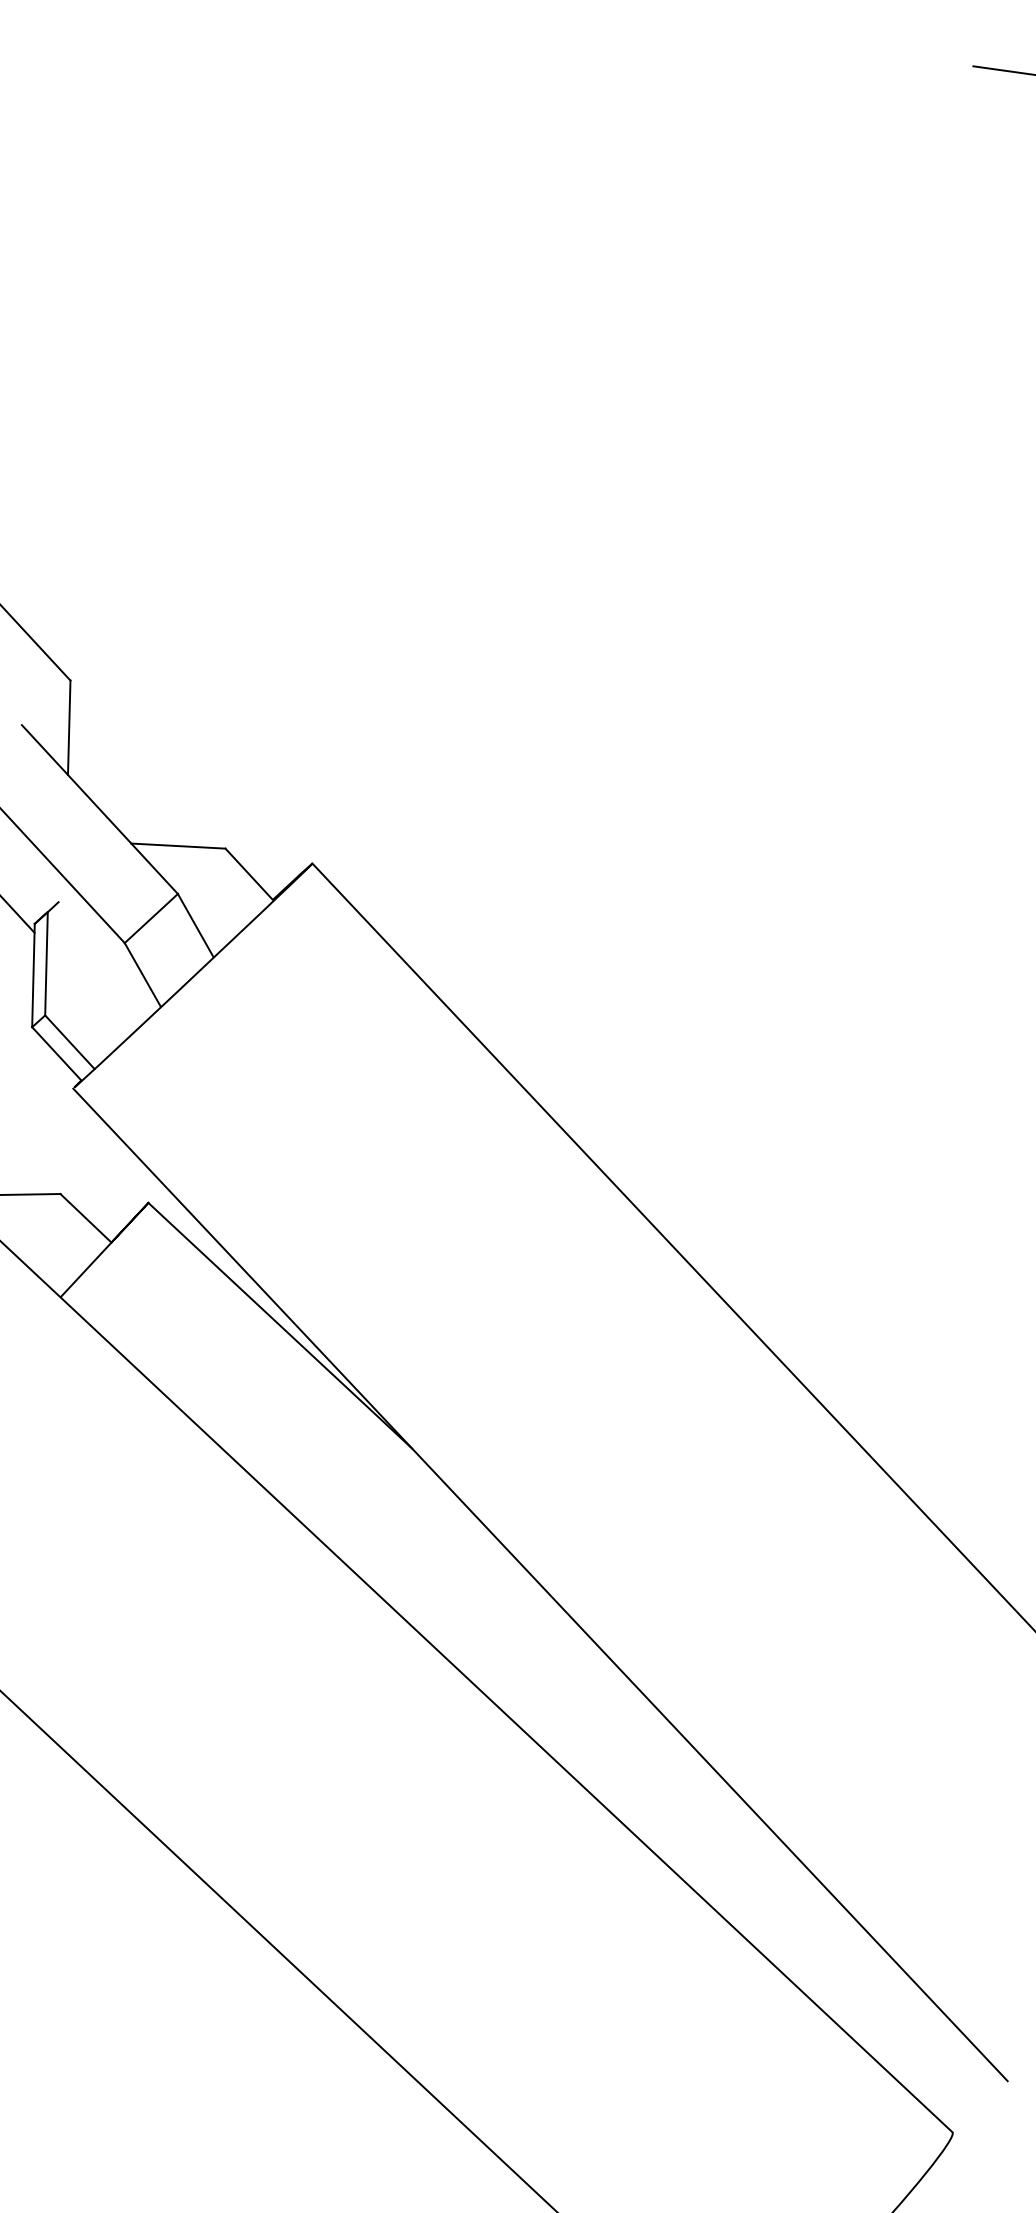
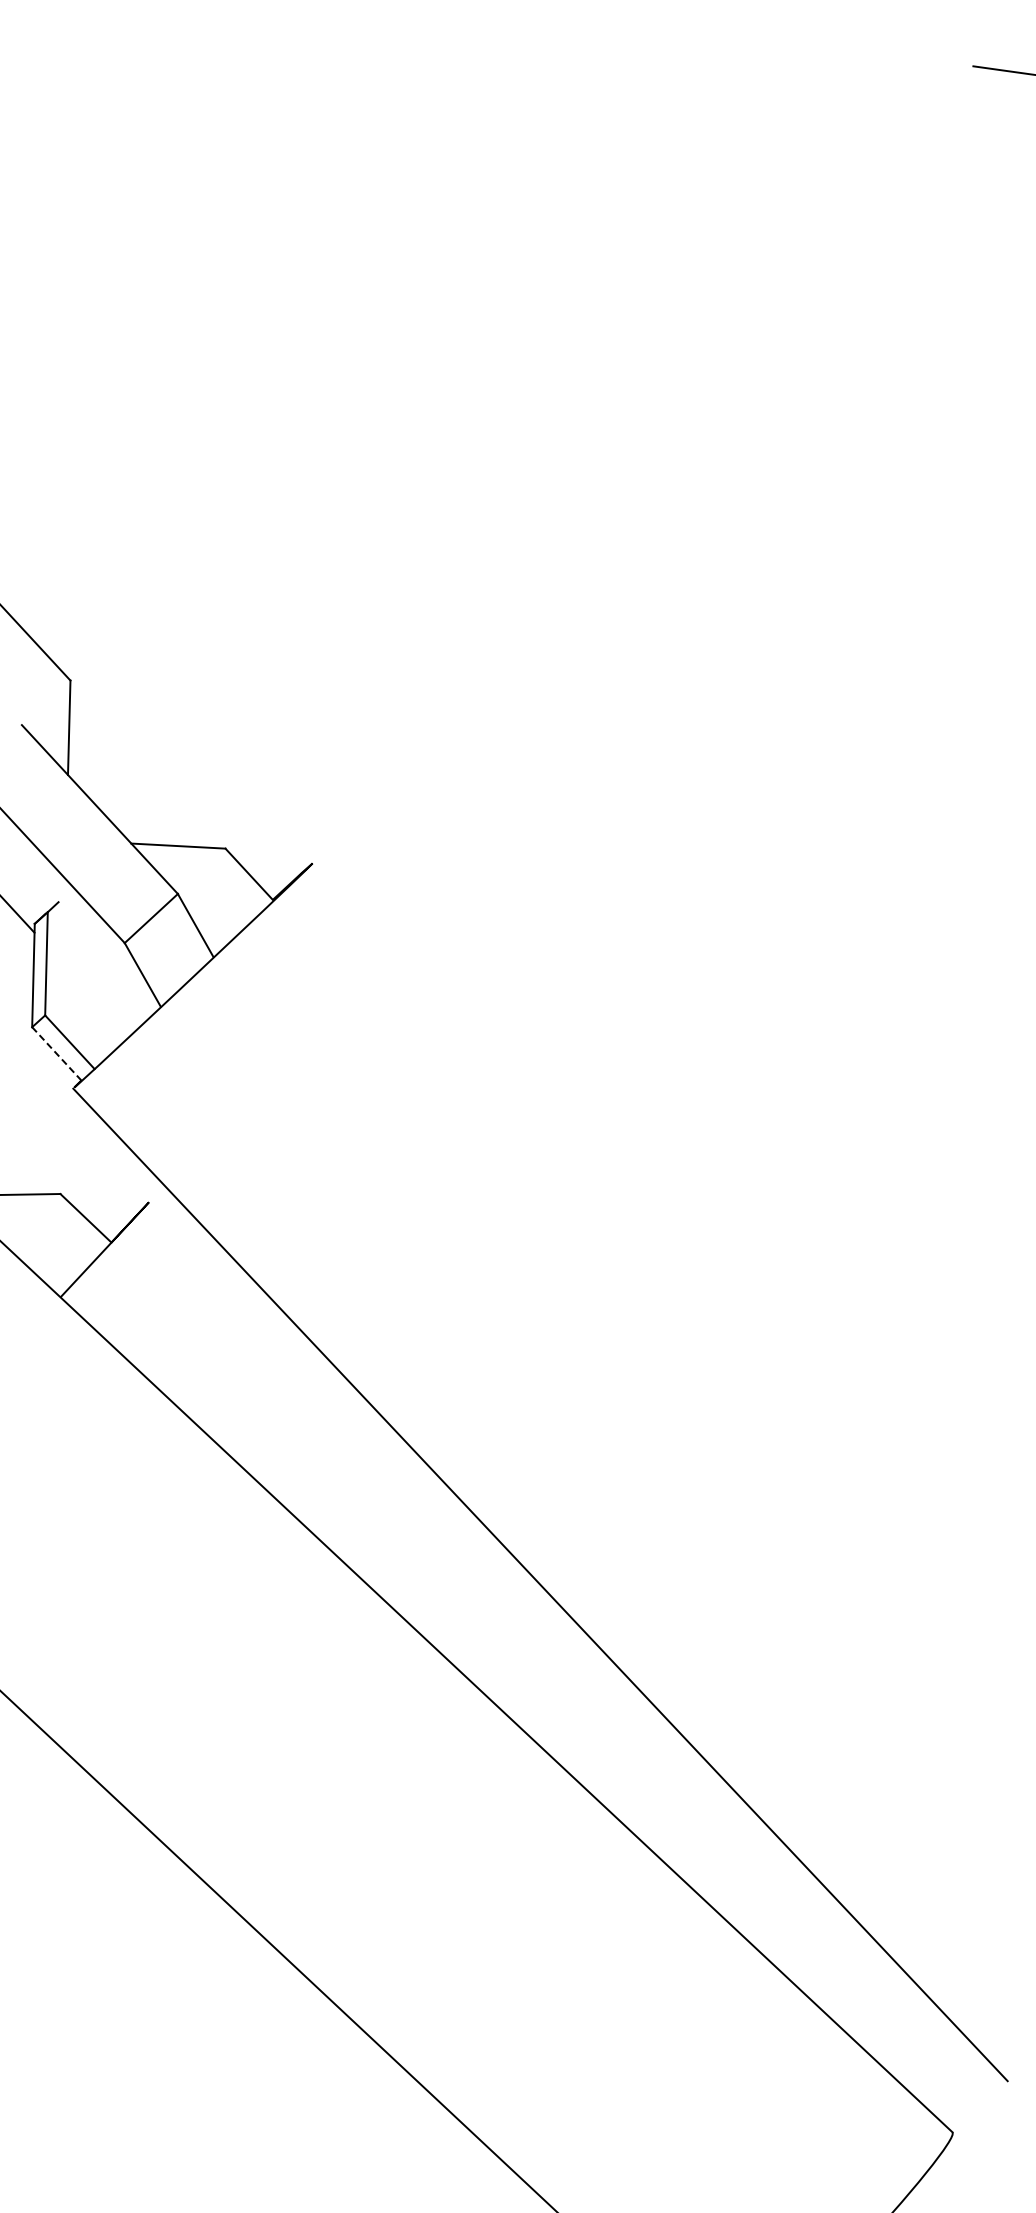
line: solid -> dashed (56, 1053)
line: present -> none (672, 1245)
line: present -> none (280, 1325)
